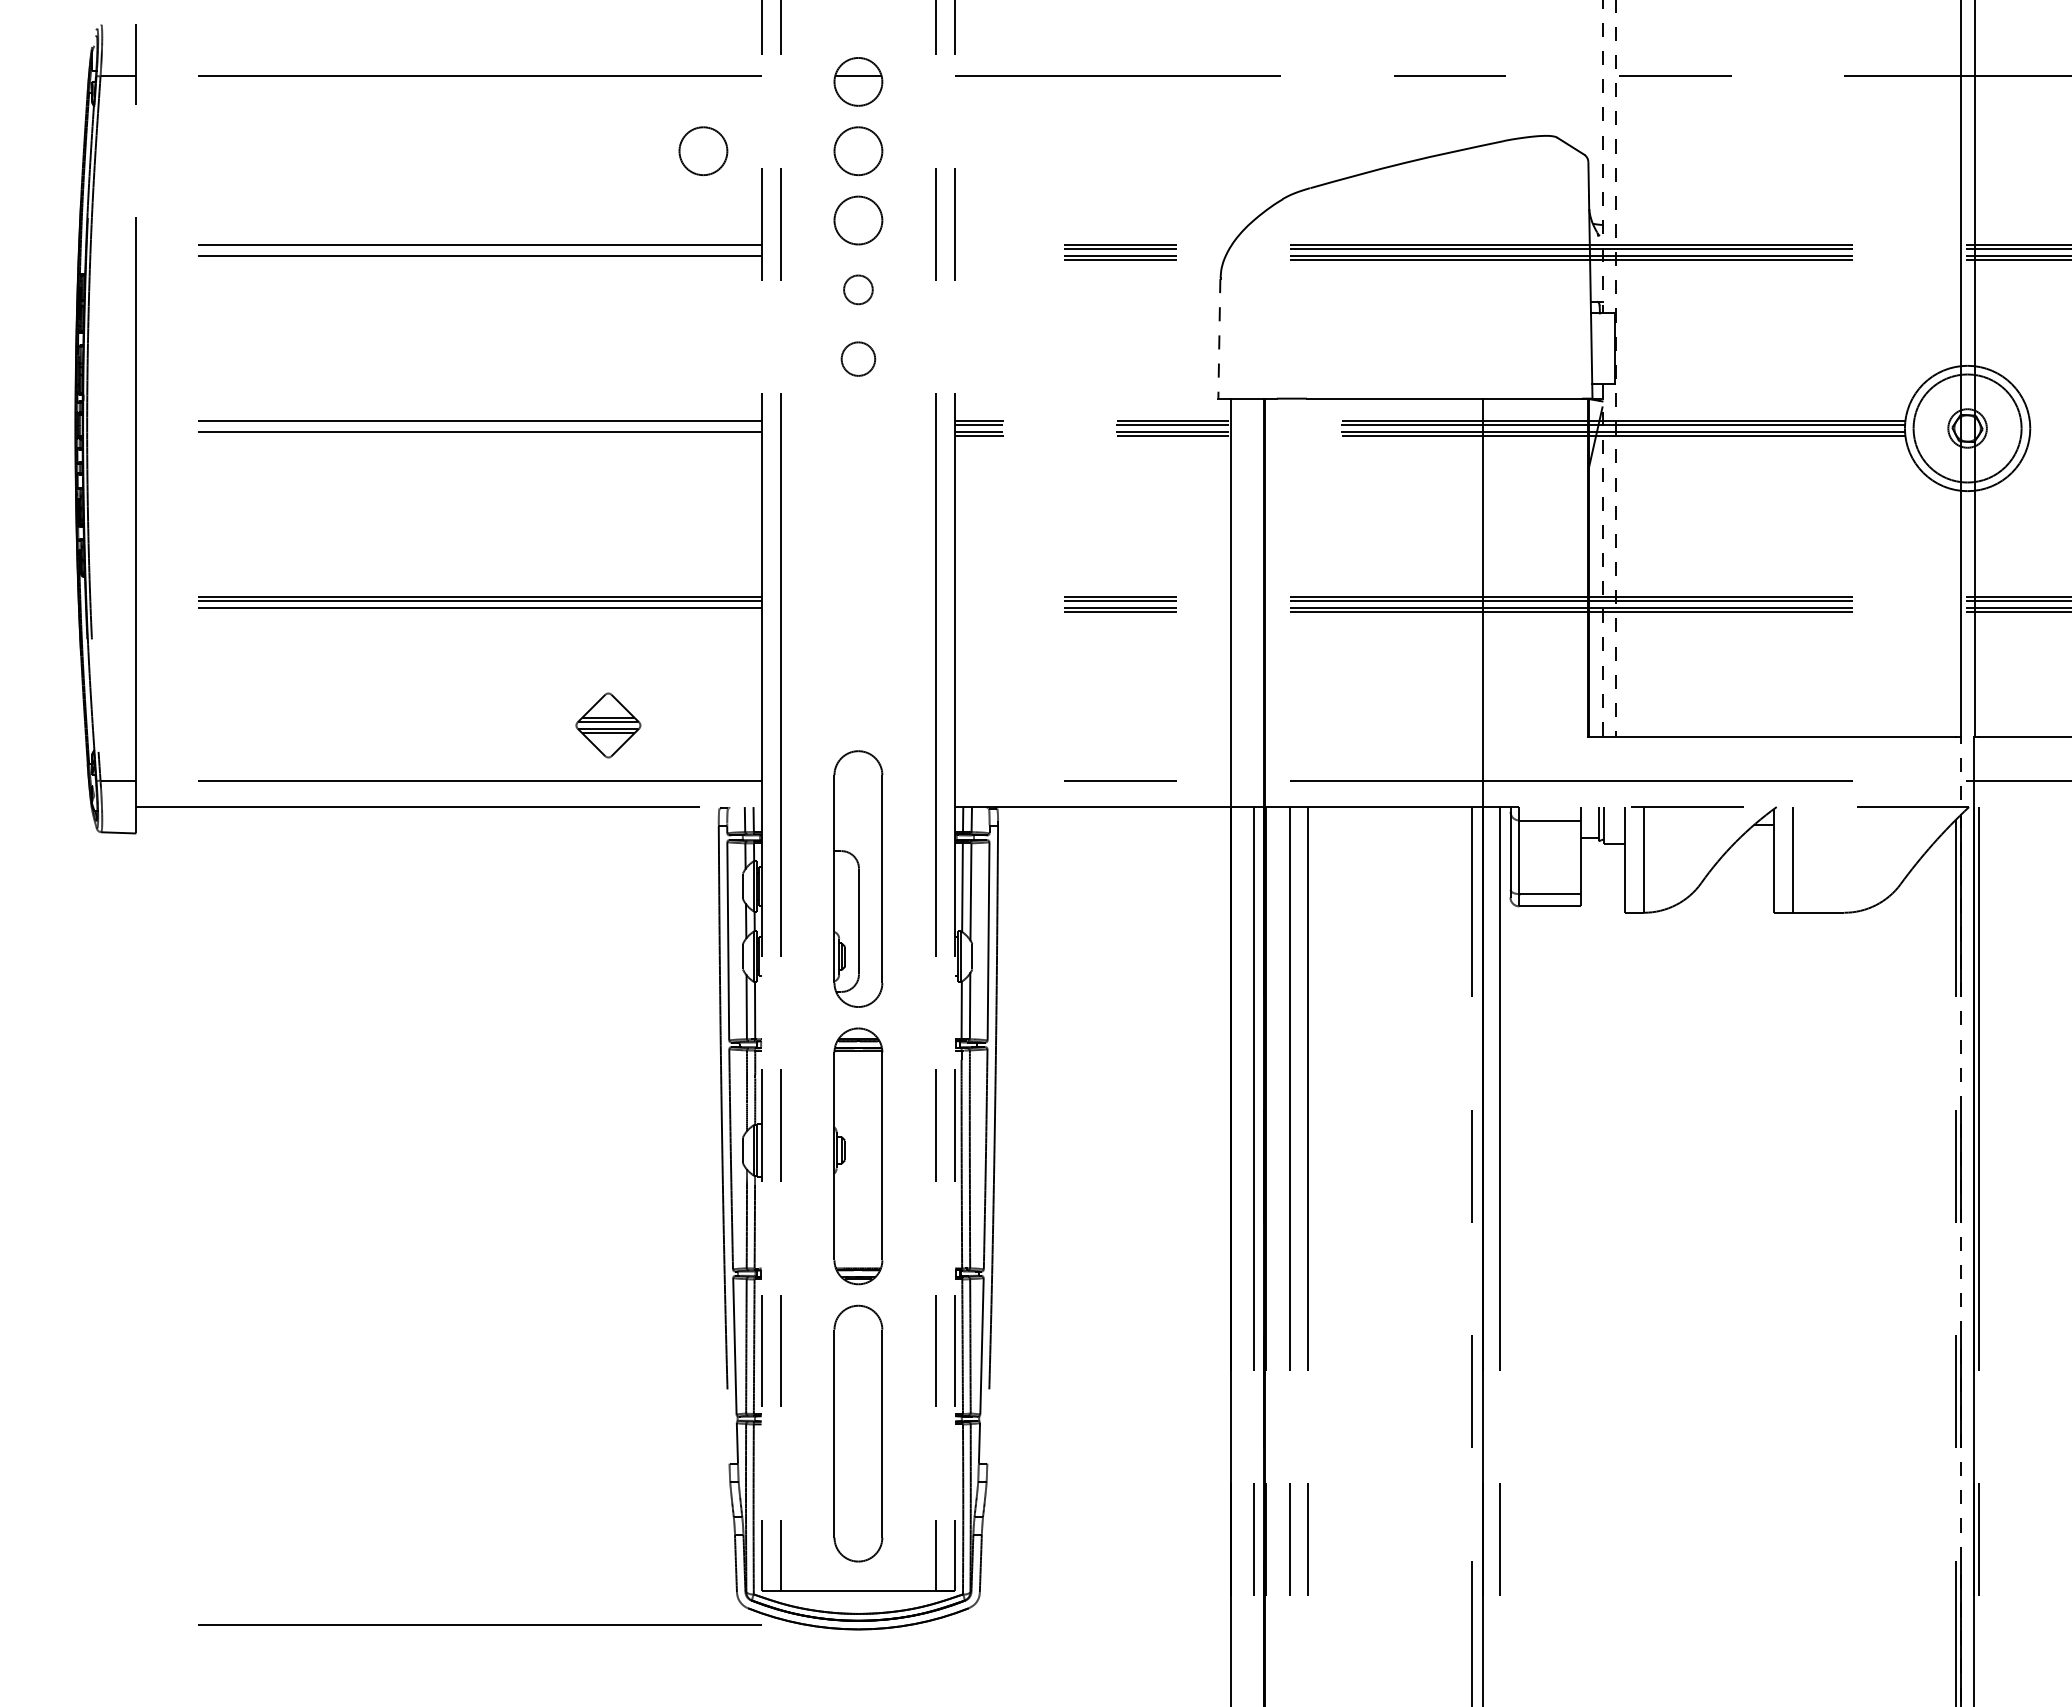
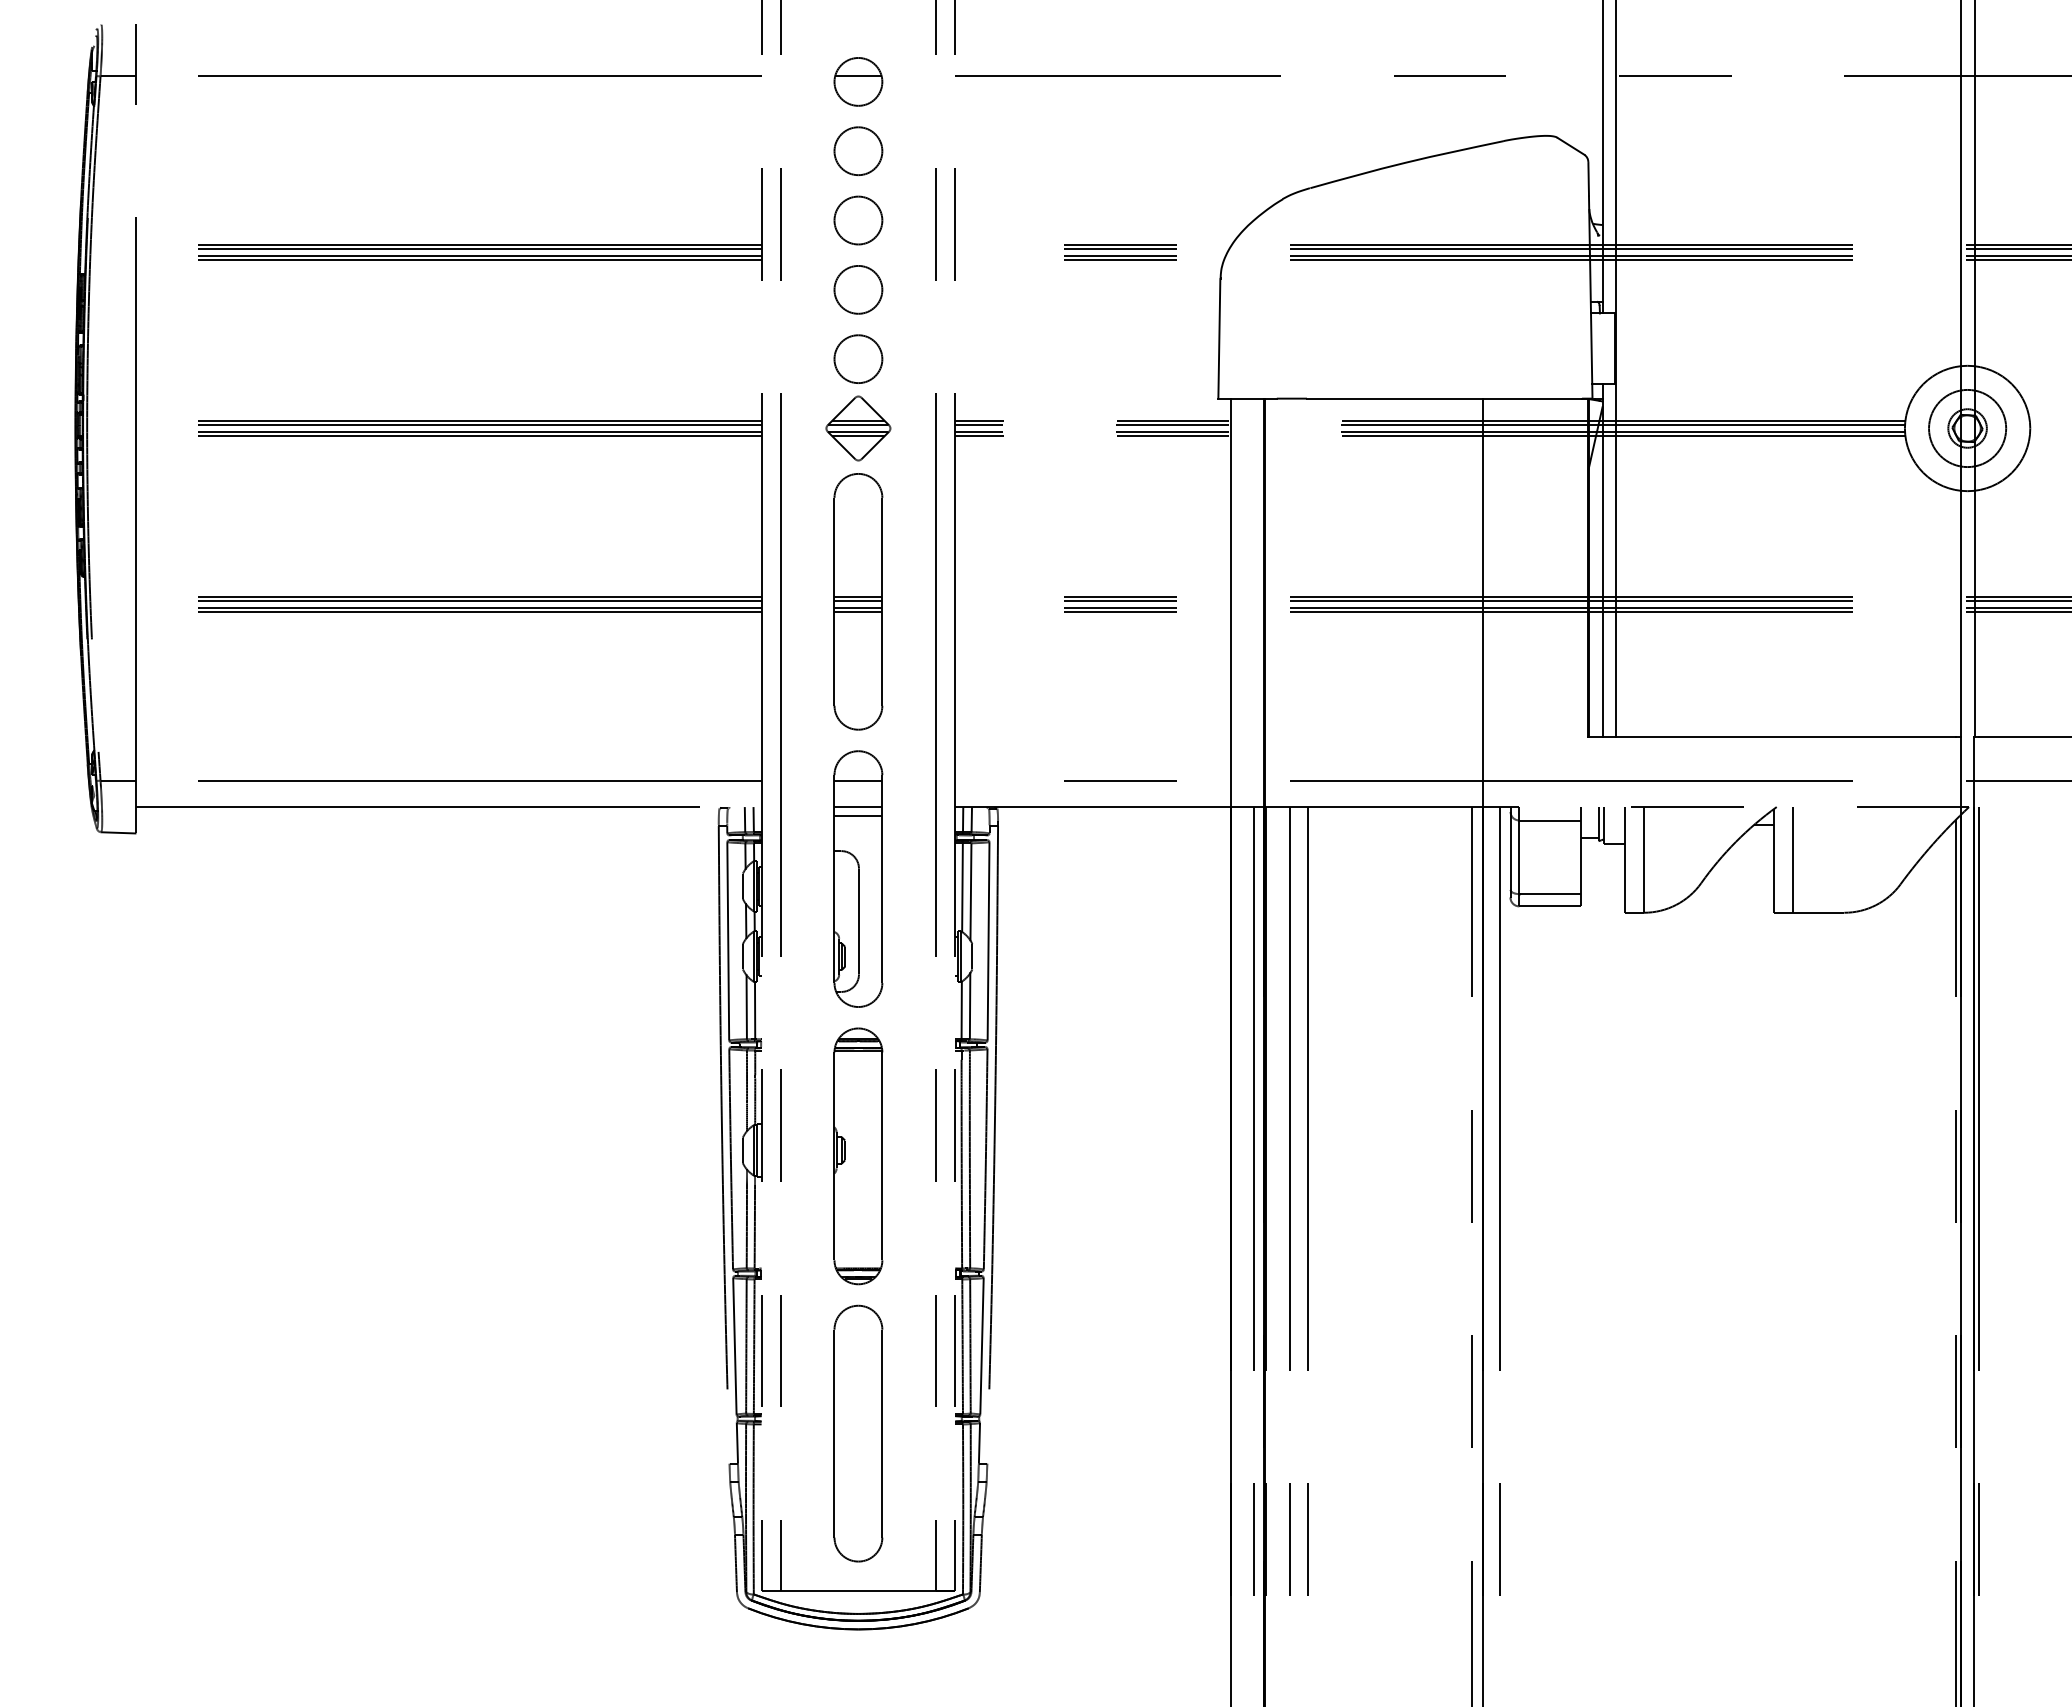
circle: present -> none (703, 150)
line: dashed -> solid (1602, 157)
line: none -> present (448, 248)
line: none -> present (448, 260)
circle diameter: 29 px -> 48 px (858, 289)
line: dashed -> solid (1219, 338)
circle size: 37x36 px -> 51x50 px (858, 358)
line: dashed -> solid (1615, 368)
line: none -> present (448, 424)
circle diameter: 108 px -> 77 px (1967, 428)
line: none -> present (448, 436)
line: dashed -> solid (1602, 560)
part: none -> present (858, 601)
line: none -> present (448, 612)
part position: (608, 725) -> (858, 428) (858, 428)
line: none -> present (858, 780)
line: none -> present (858, 807)
line: none -> present (858, 815)
line: dashed -> solid (1960, 1221)
line: present -> none (479, 1624)
